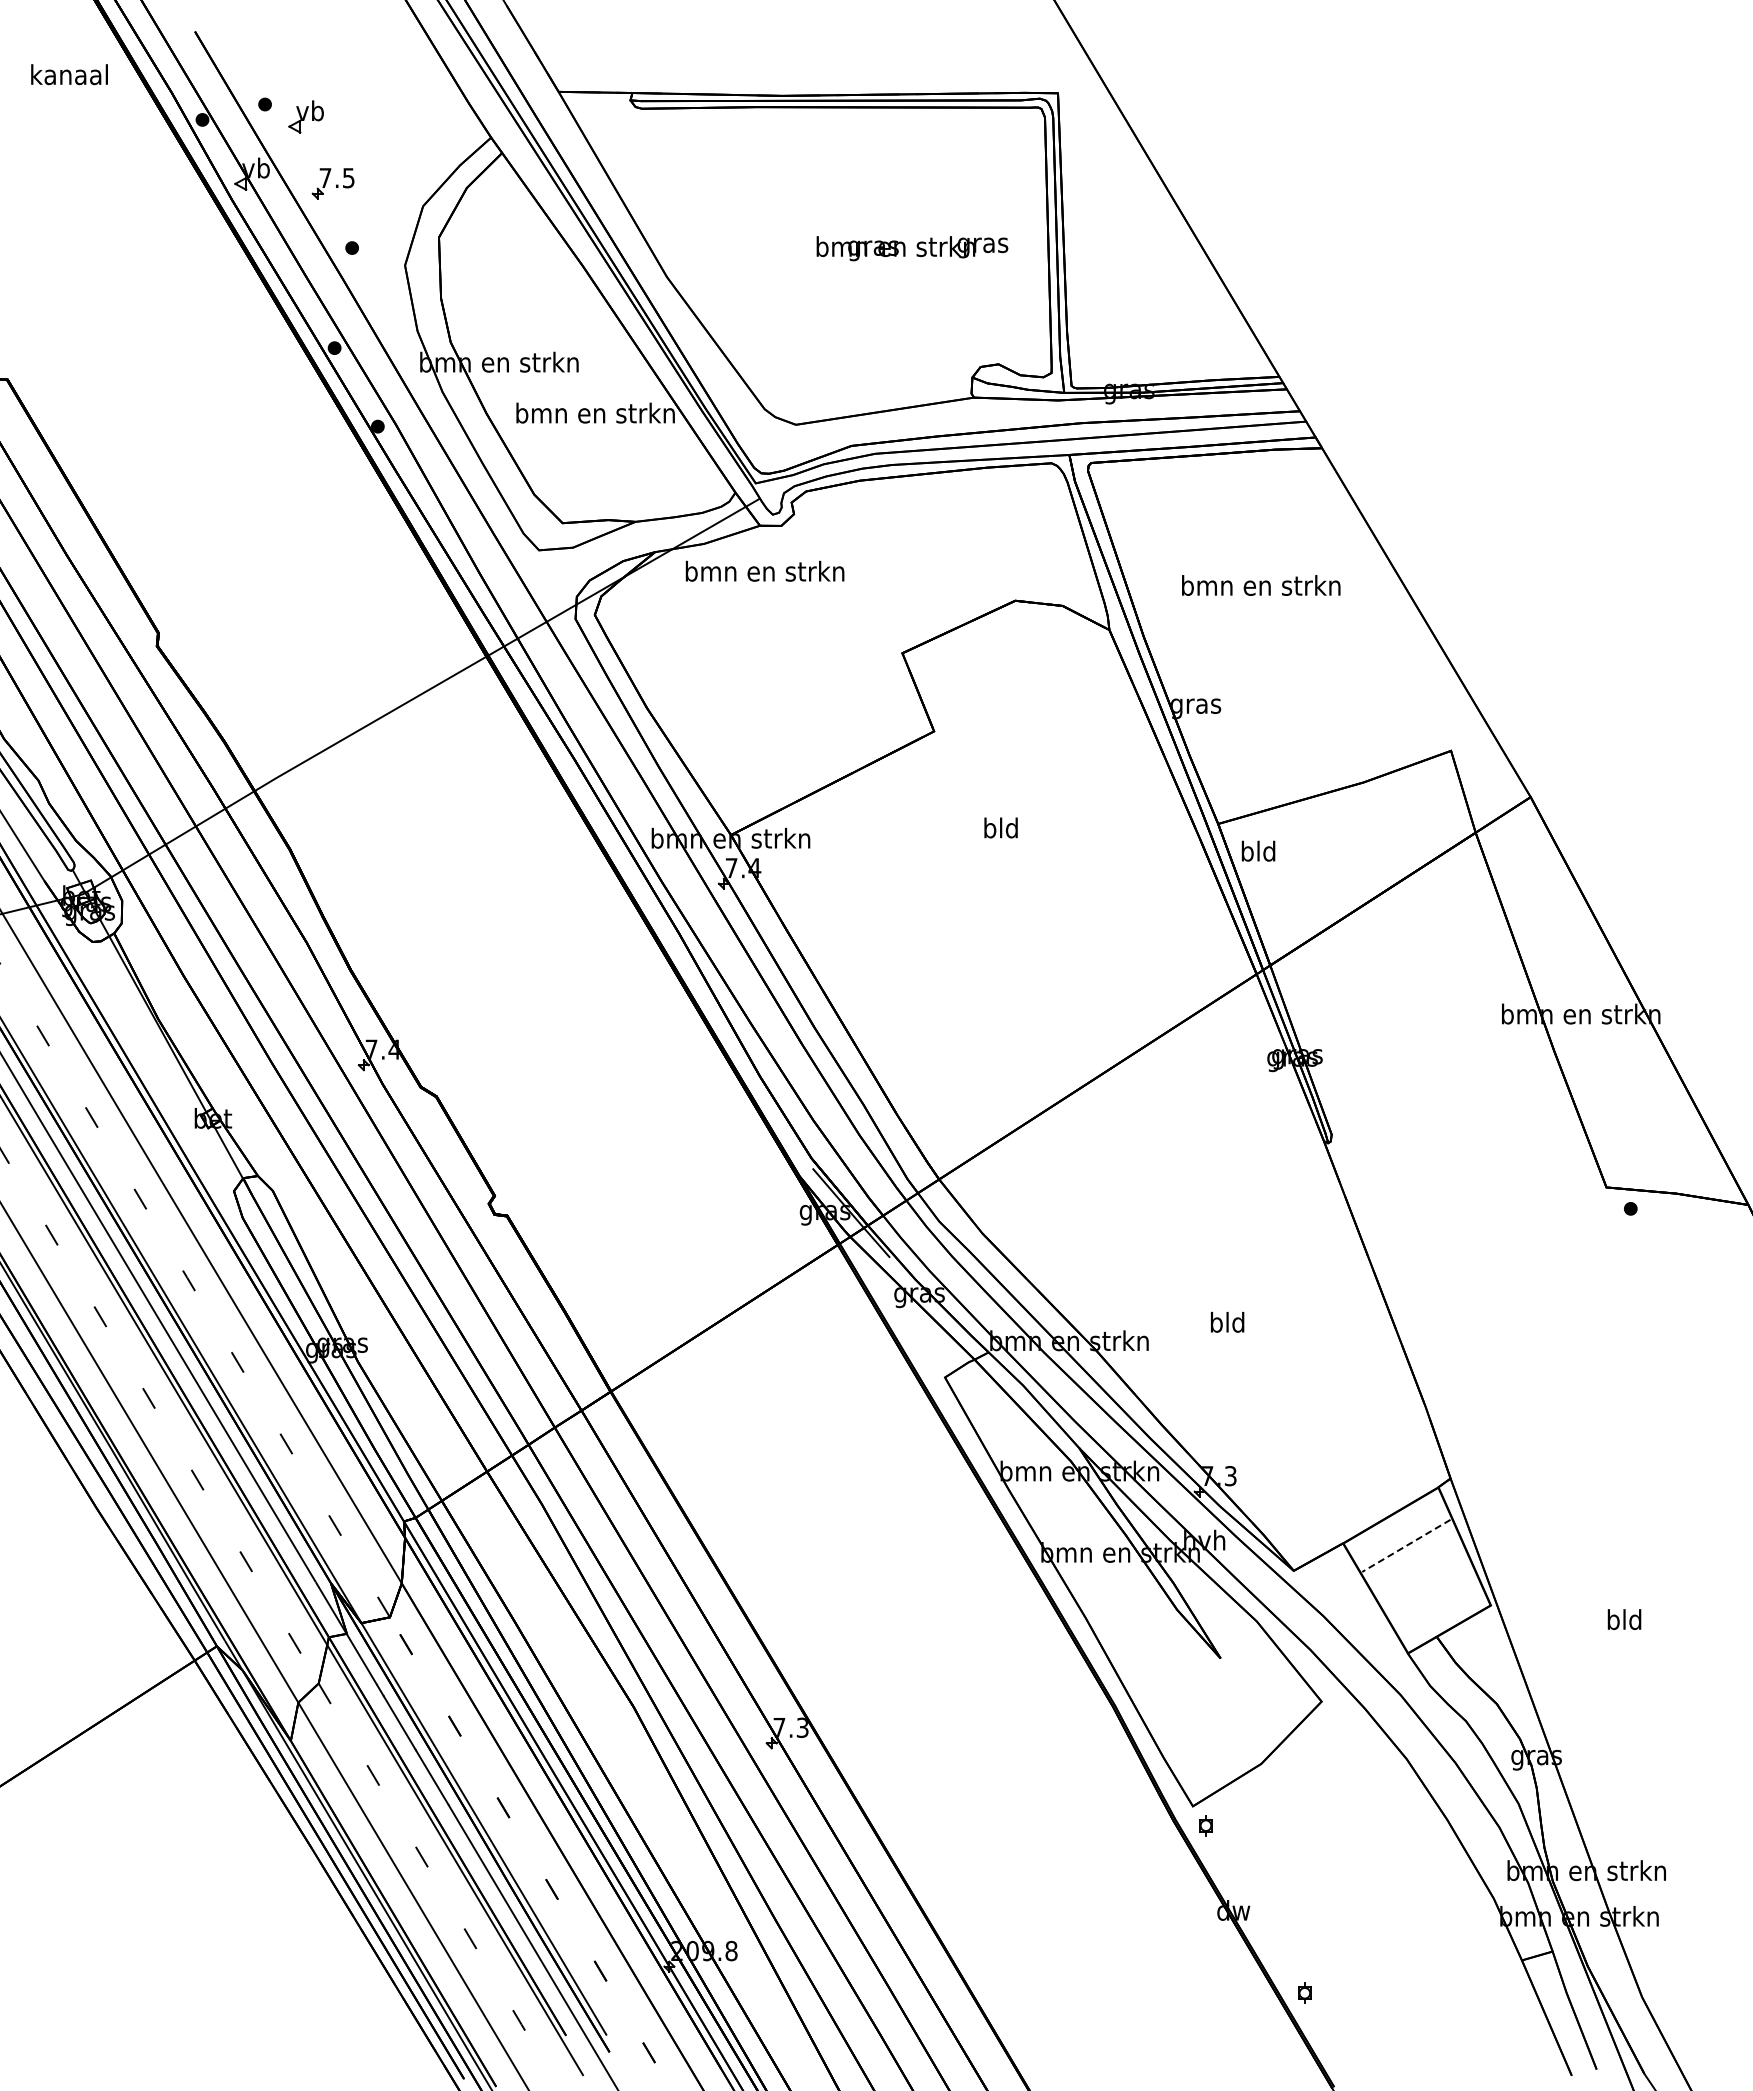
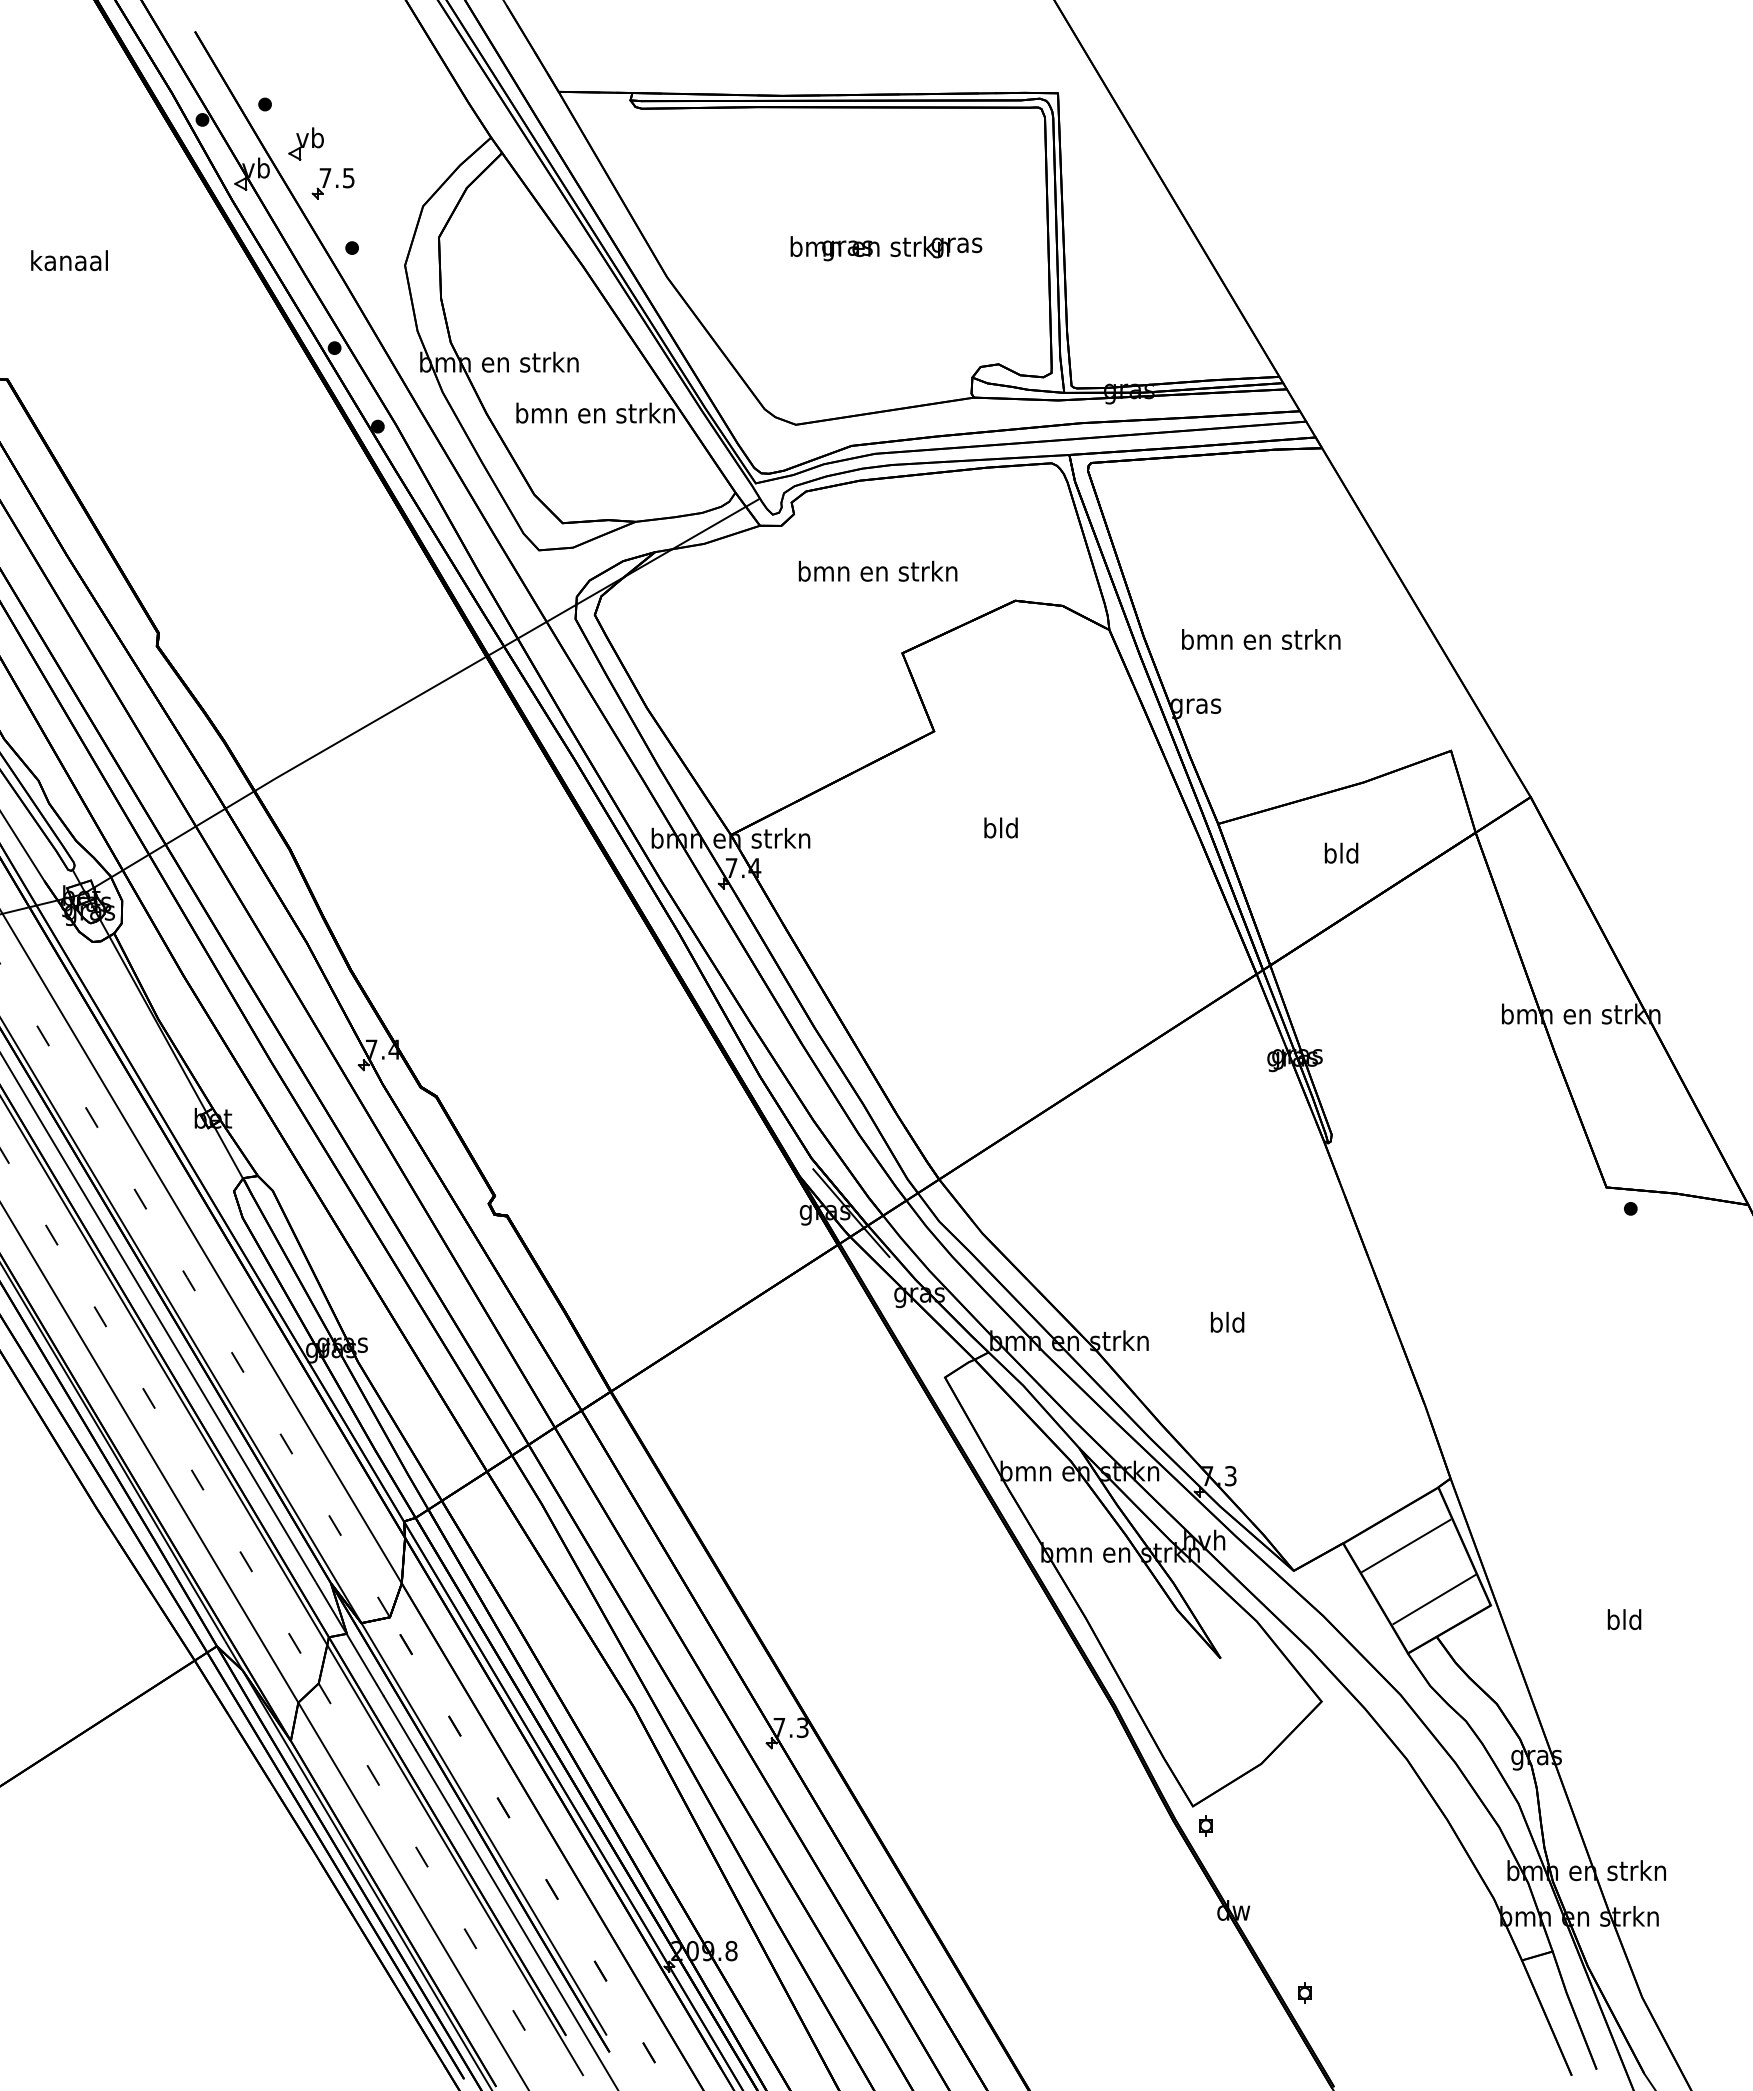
text position: (69, 74) -> (69, 260) (69, 260)
part position: (305, 116) -> (305, 143) (305, 143)
text position: (912, 248) -> (886, 248) (886, 248)
text position: (764, 570) -> (877, 570) (877, 570)
text position: (1261, 585) -> (1261, 639) (1261, 639)
text position: (1258, 850) -> (1341, 852) (1341, 852)
line: dashed -> solid (1405, 1546)
line: none -> present (1434, 1599)
